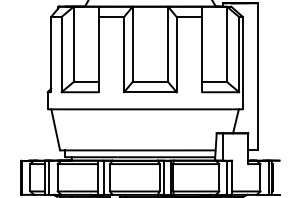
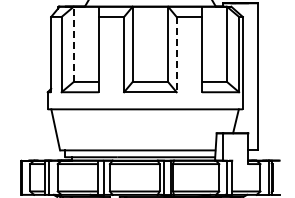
line: solid -> dashed (73, 44)
line: solid -> dashed (176, 54)
